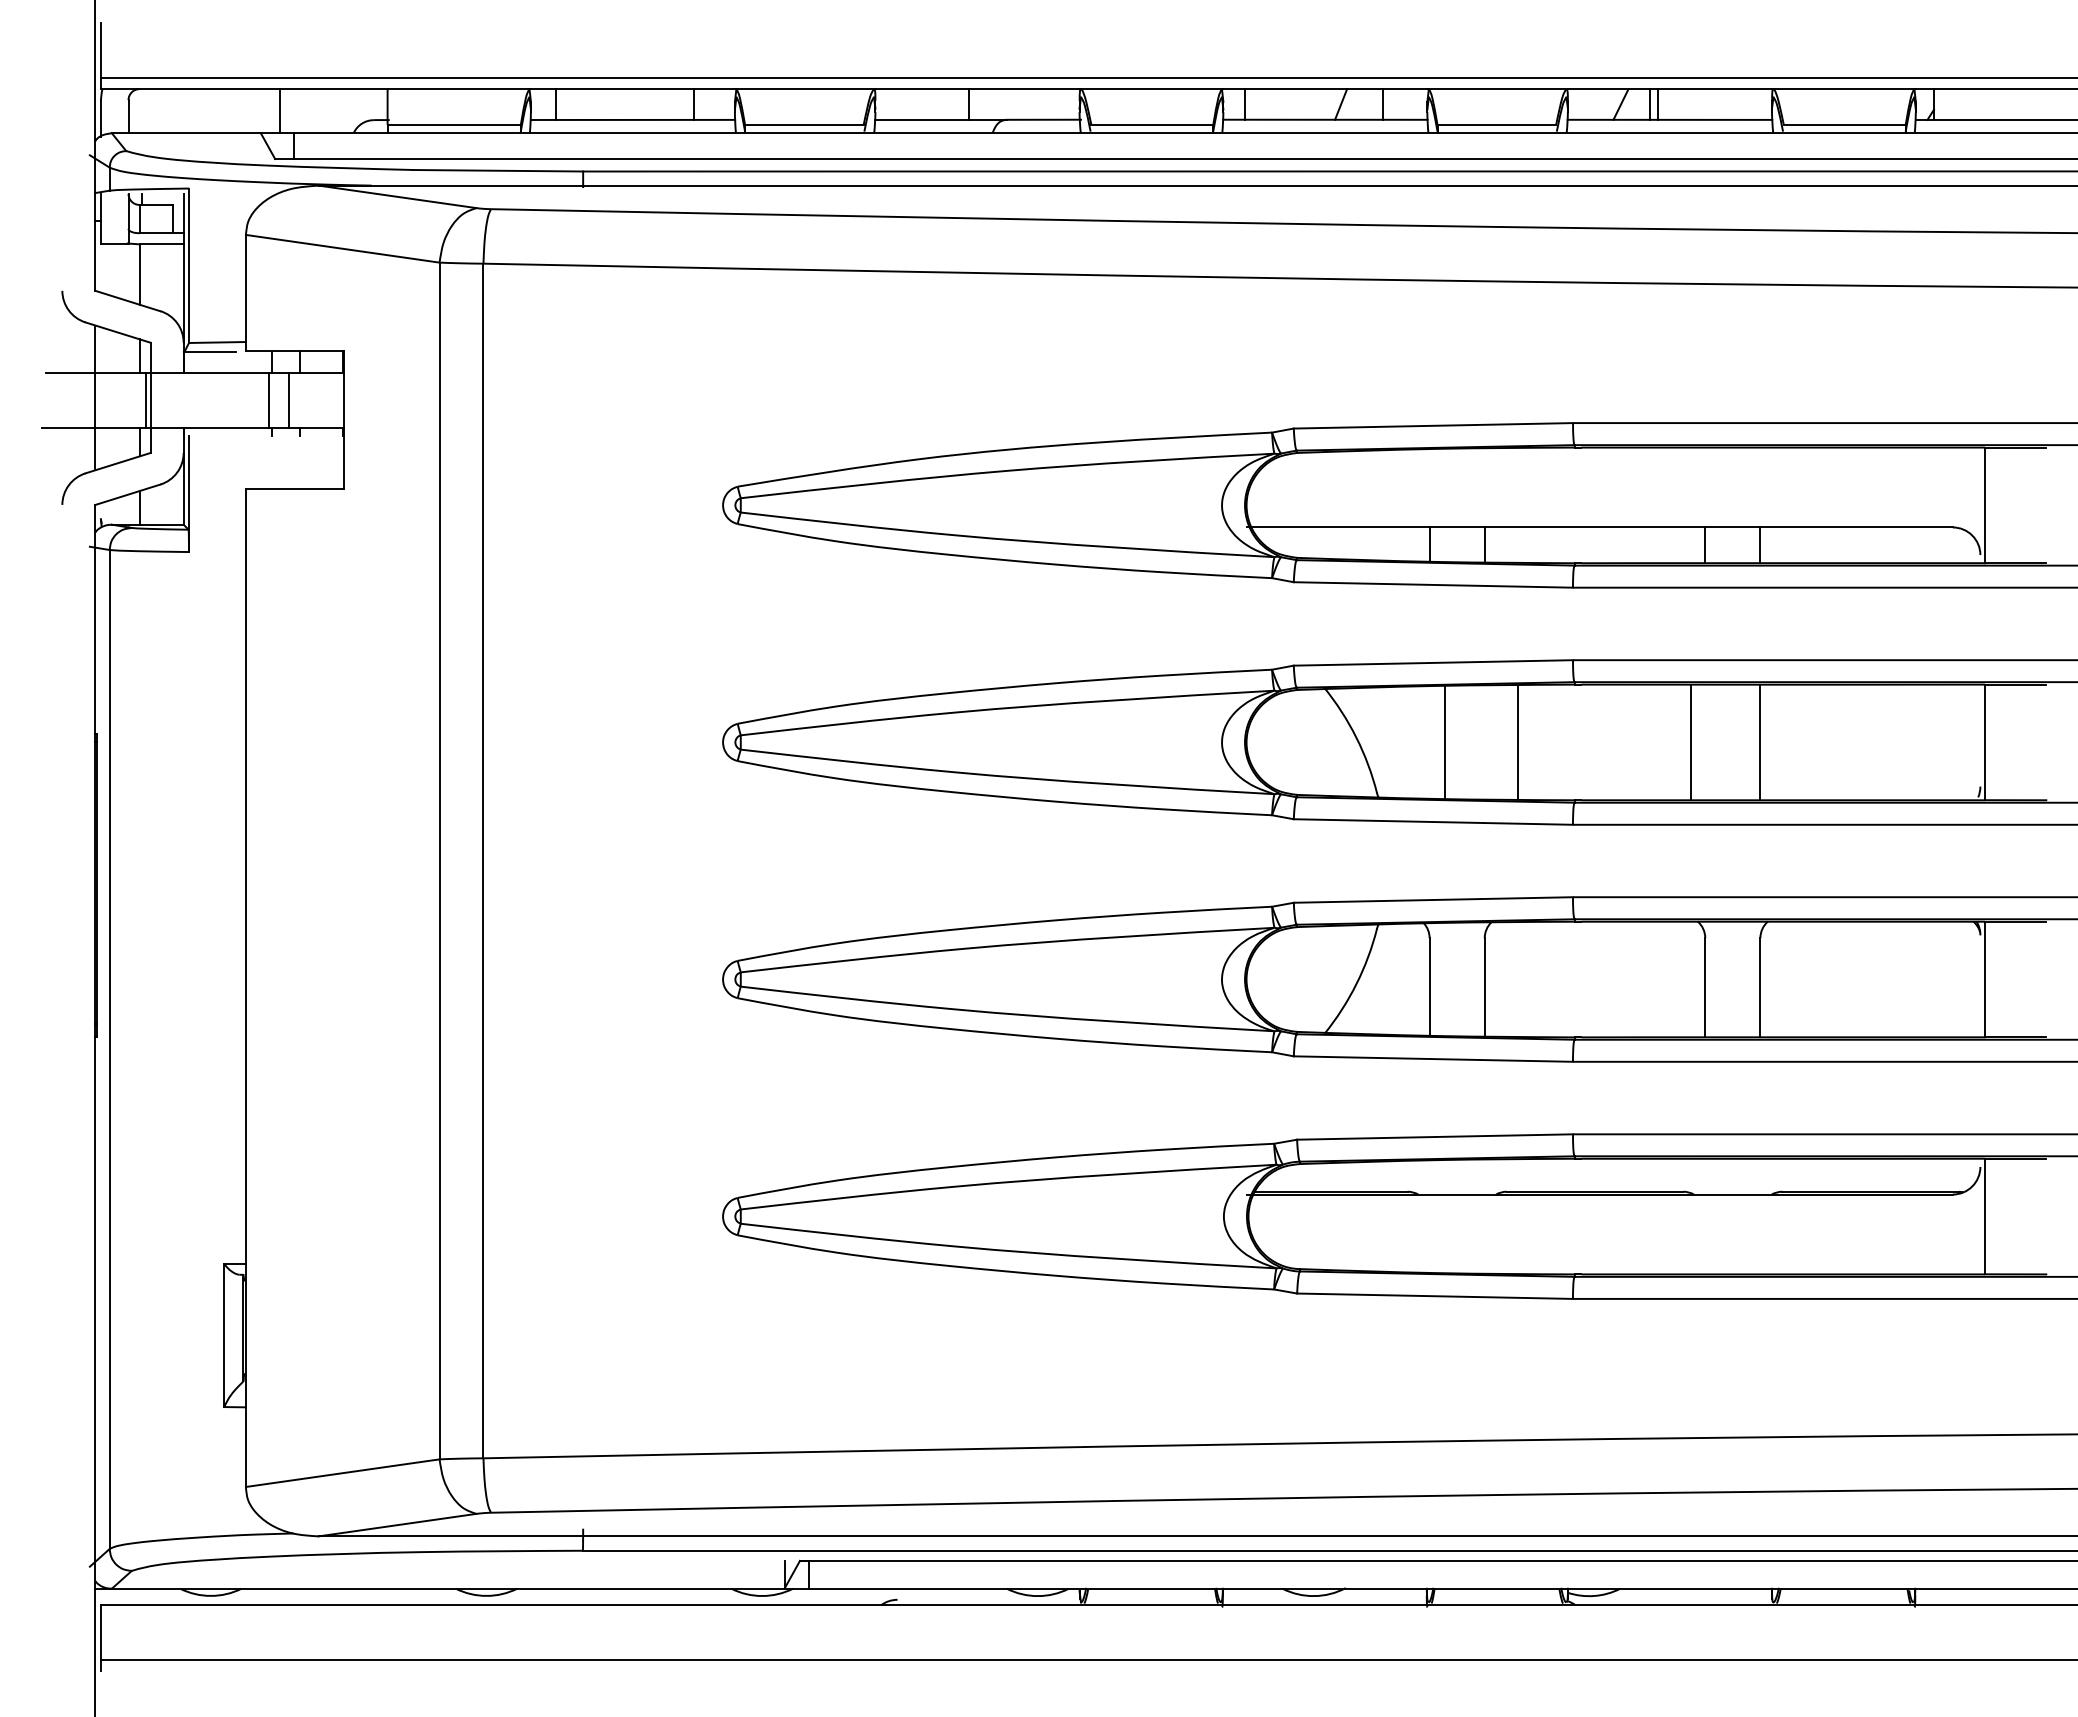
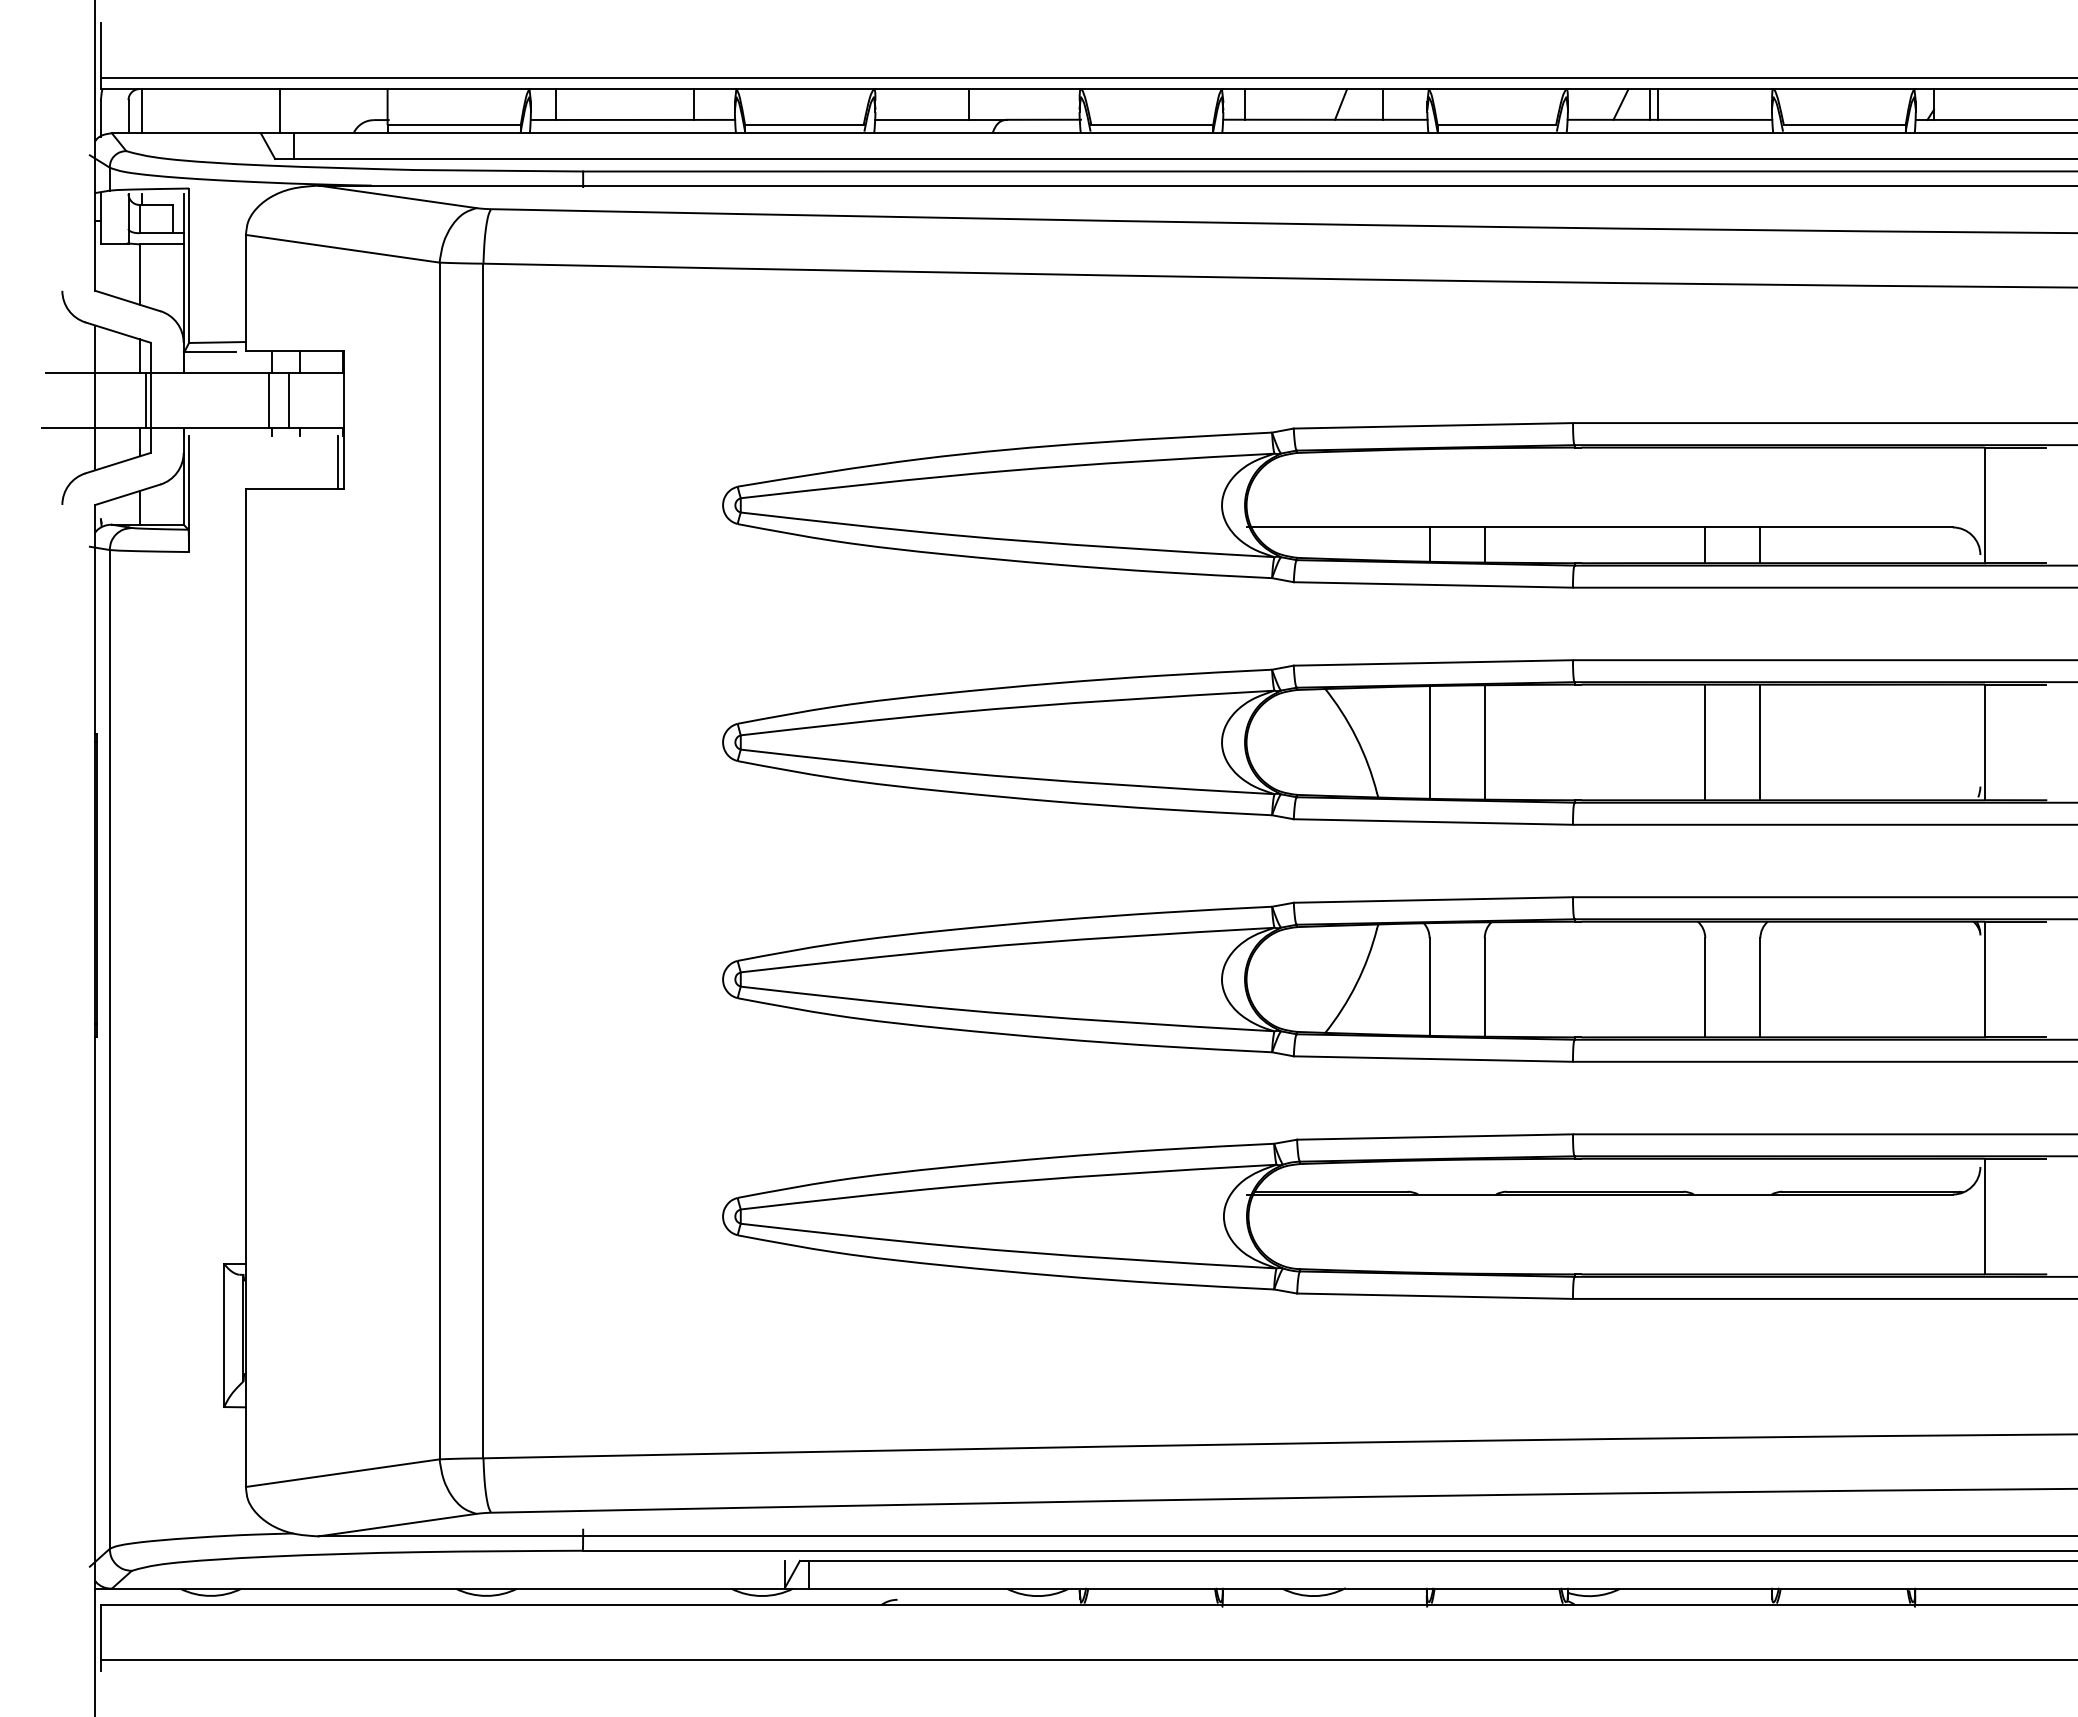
line: none -> present (142, 111)
line: none -> present (337, 462)
line position: (1444, 742) -> (1429, 742) (1429, 742)
line position: (1517, 742) -> (1484, 742) (1484, 742)
line position: (1691, 742) -> (1705, 742) (1705, 742)
